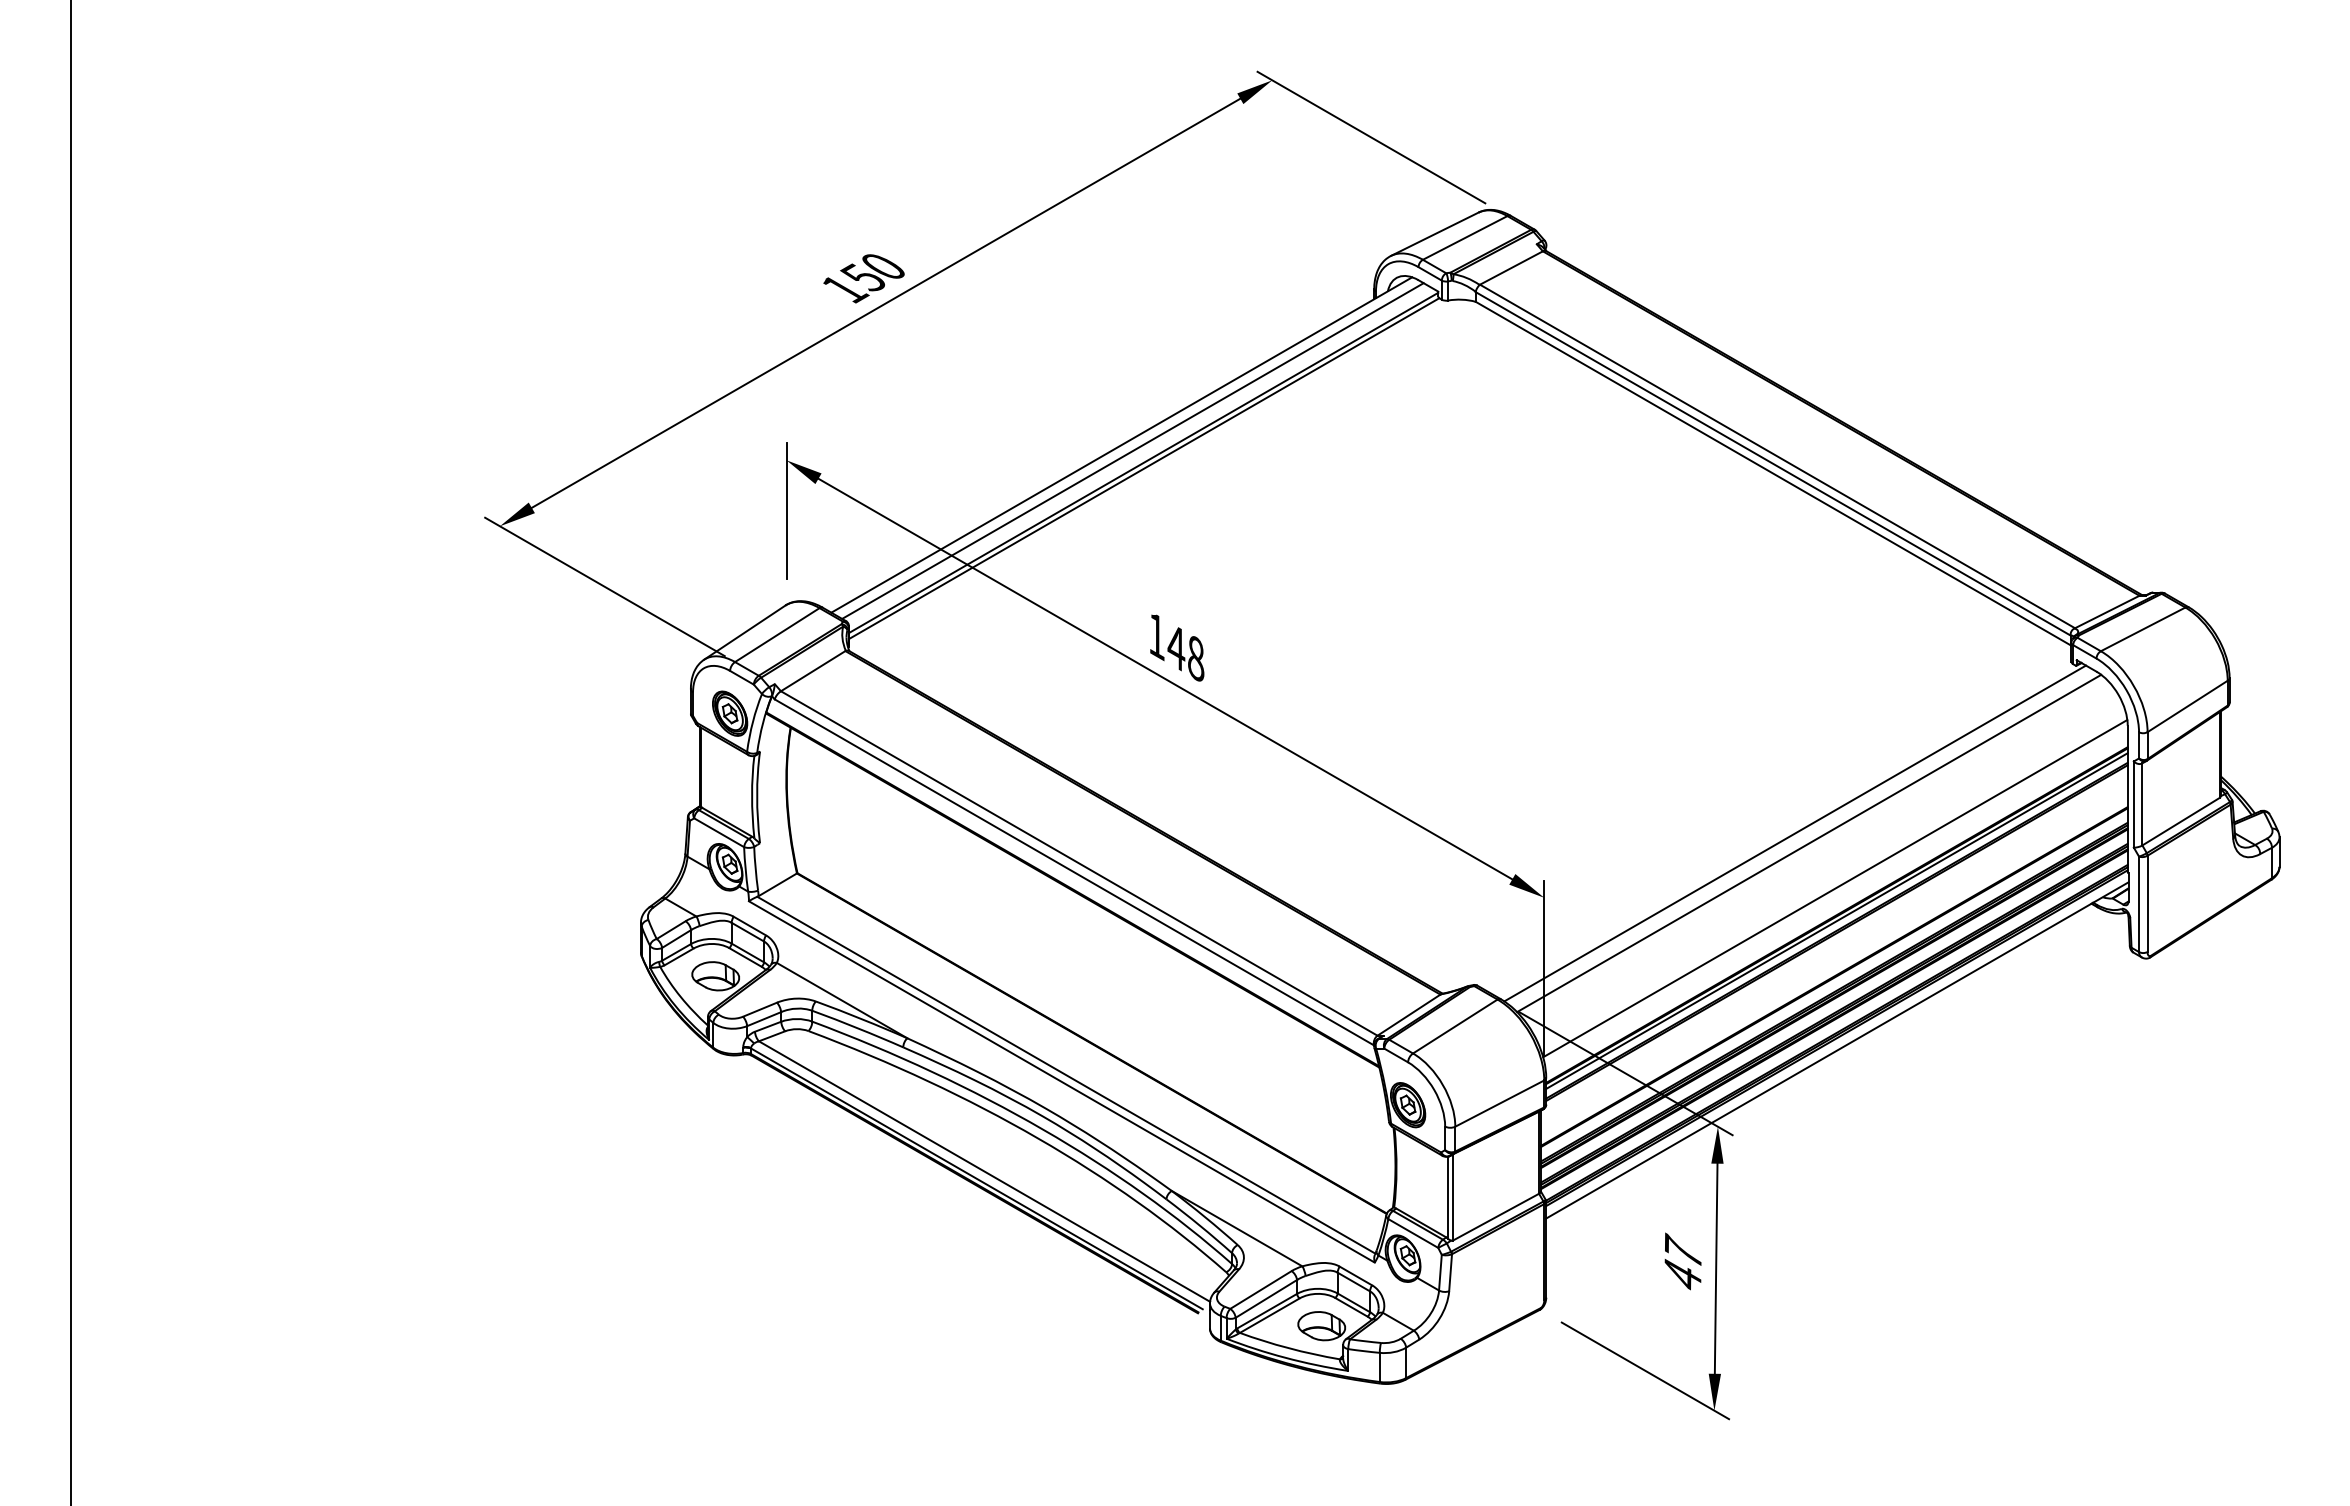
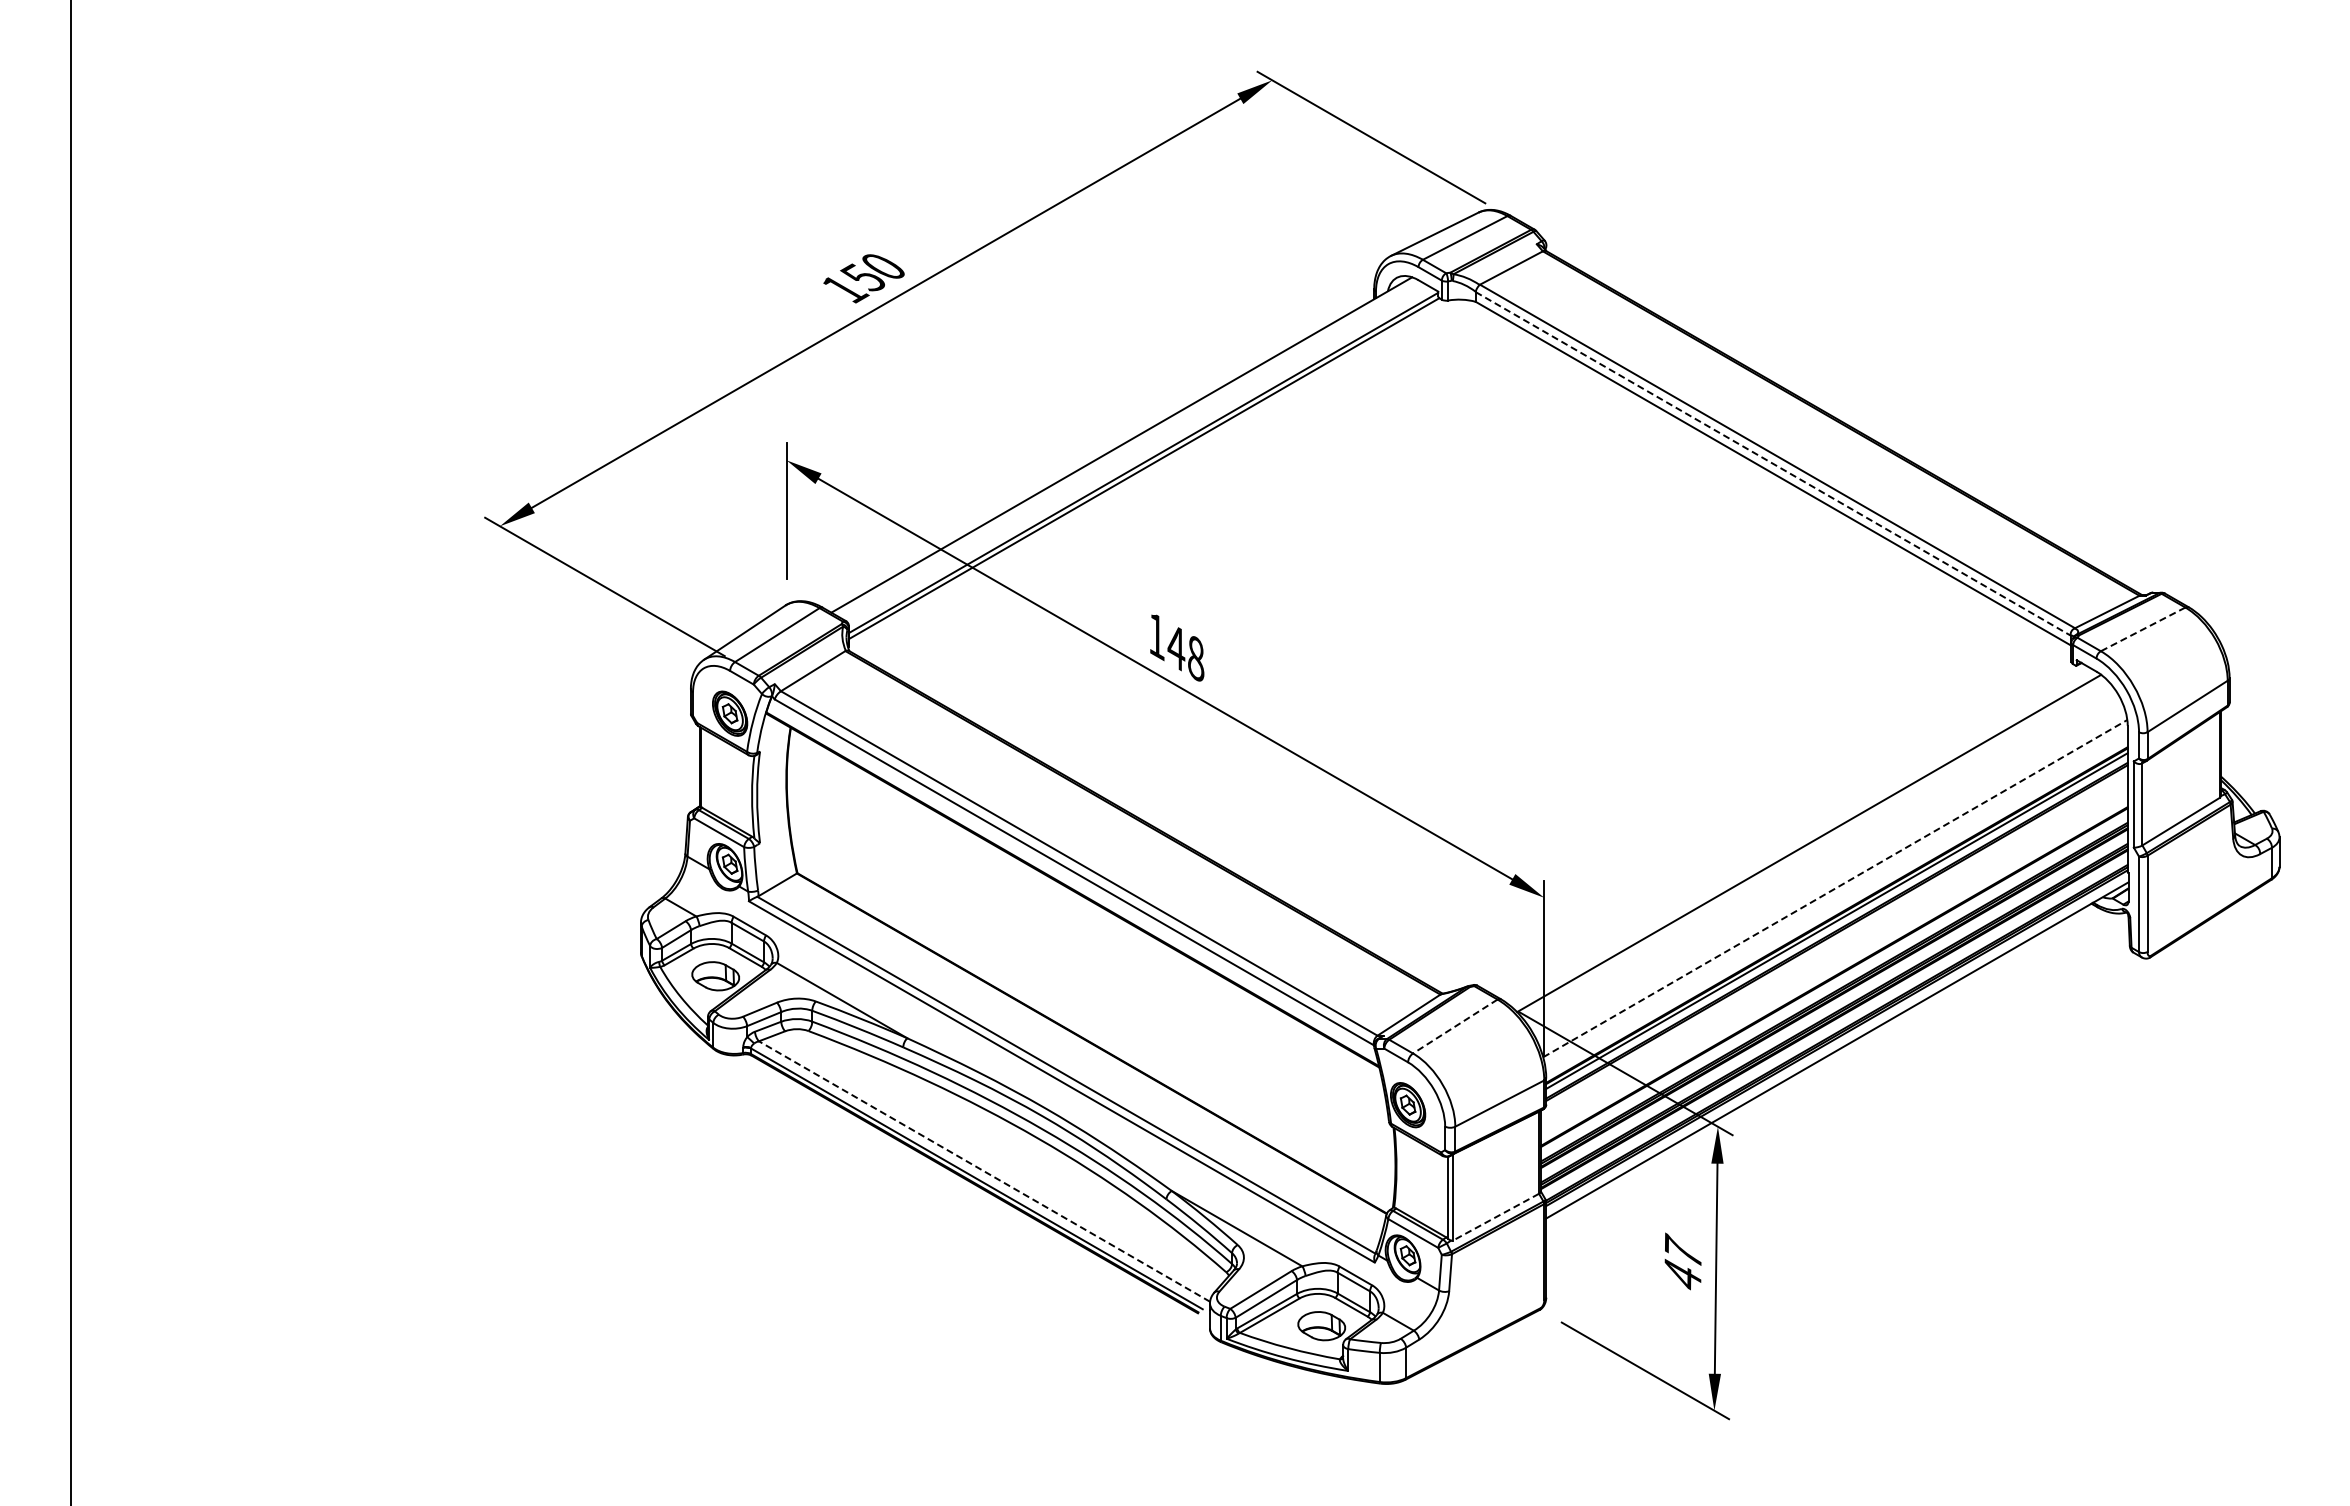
line: present -> none (1132, 450)
line: solid -> dashed (1773, 464)
line: solid -> dashed (2143, 629)
line: present -> none (1795, 833)
line: solid -> dashed (1835, 888)
line: solid -> dashed (1454, 1026)
line: solid -> dashed (984, 1171)
line: solid -> dashed (1496, 1217)
